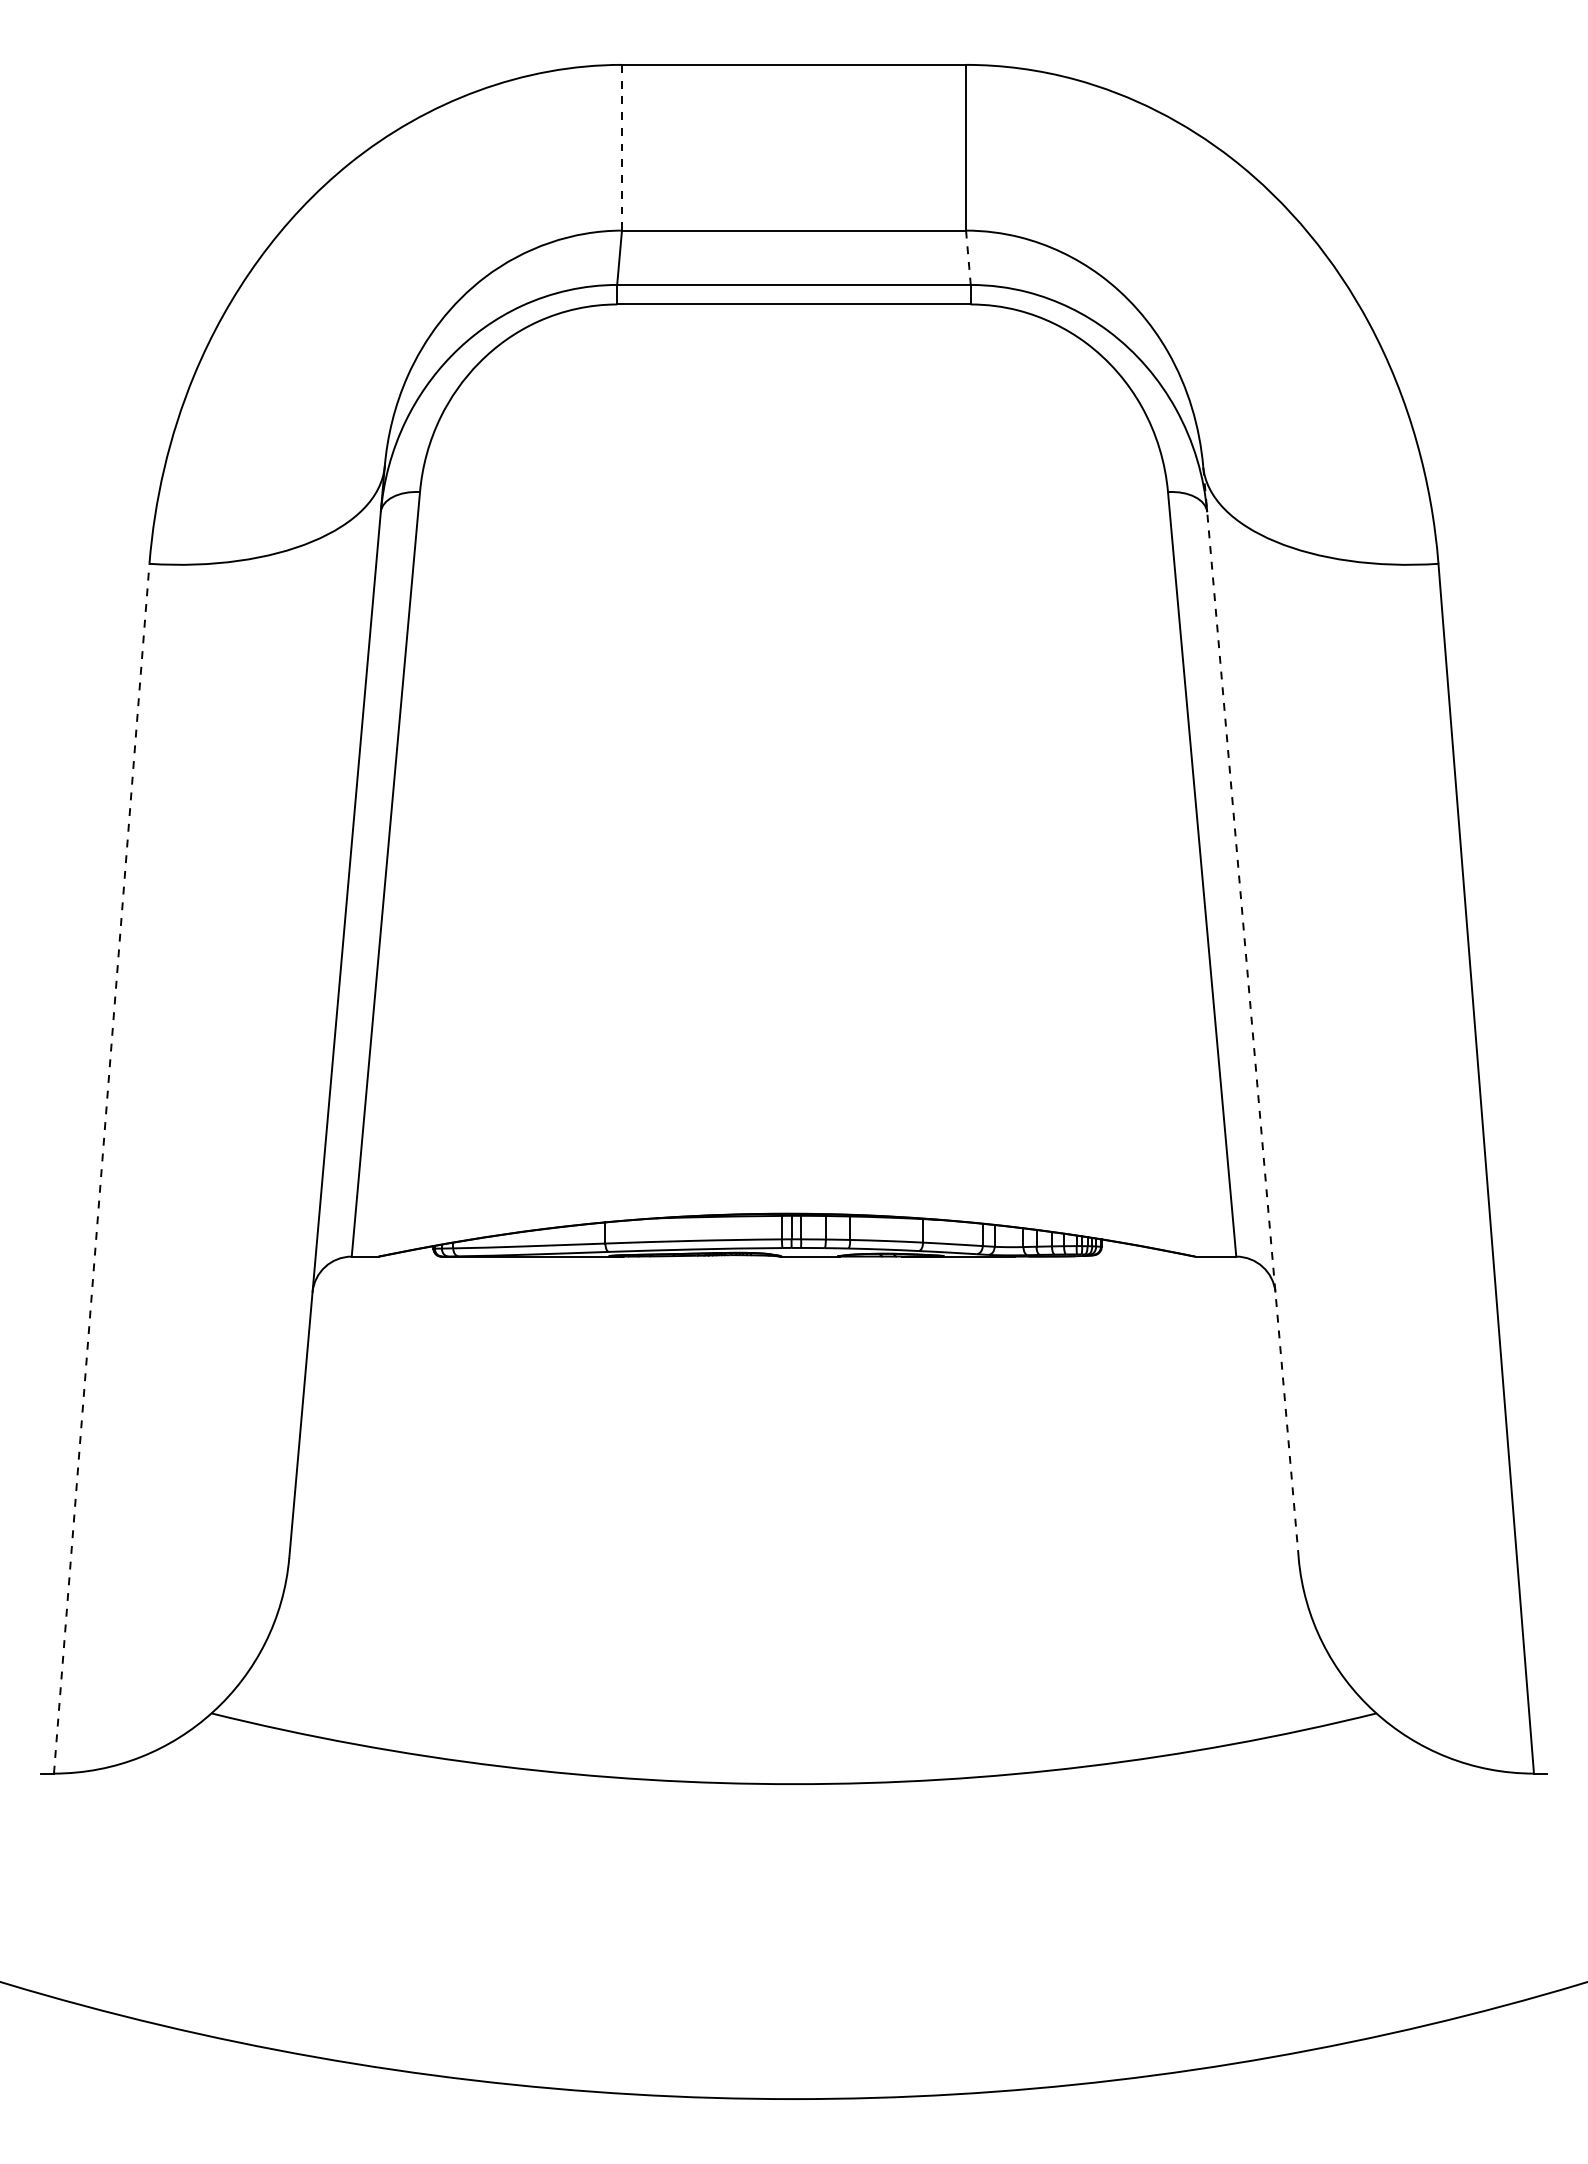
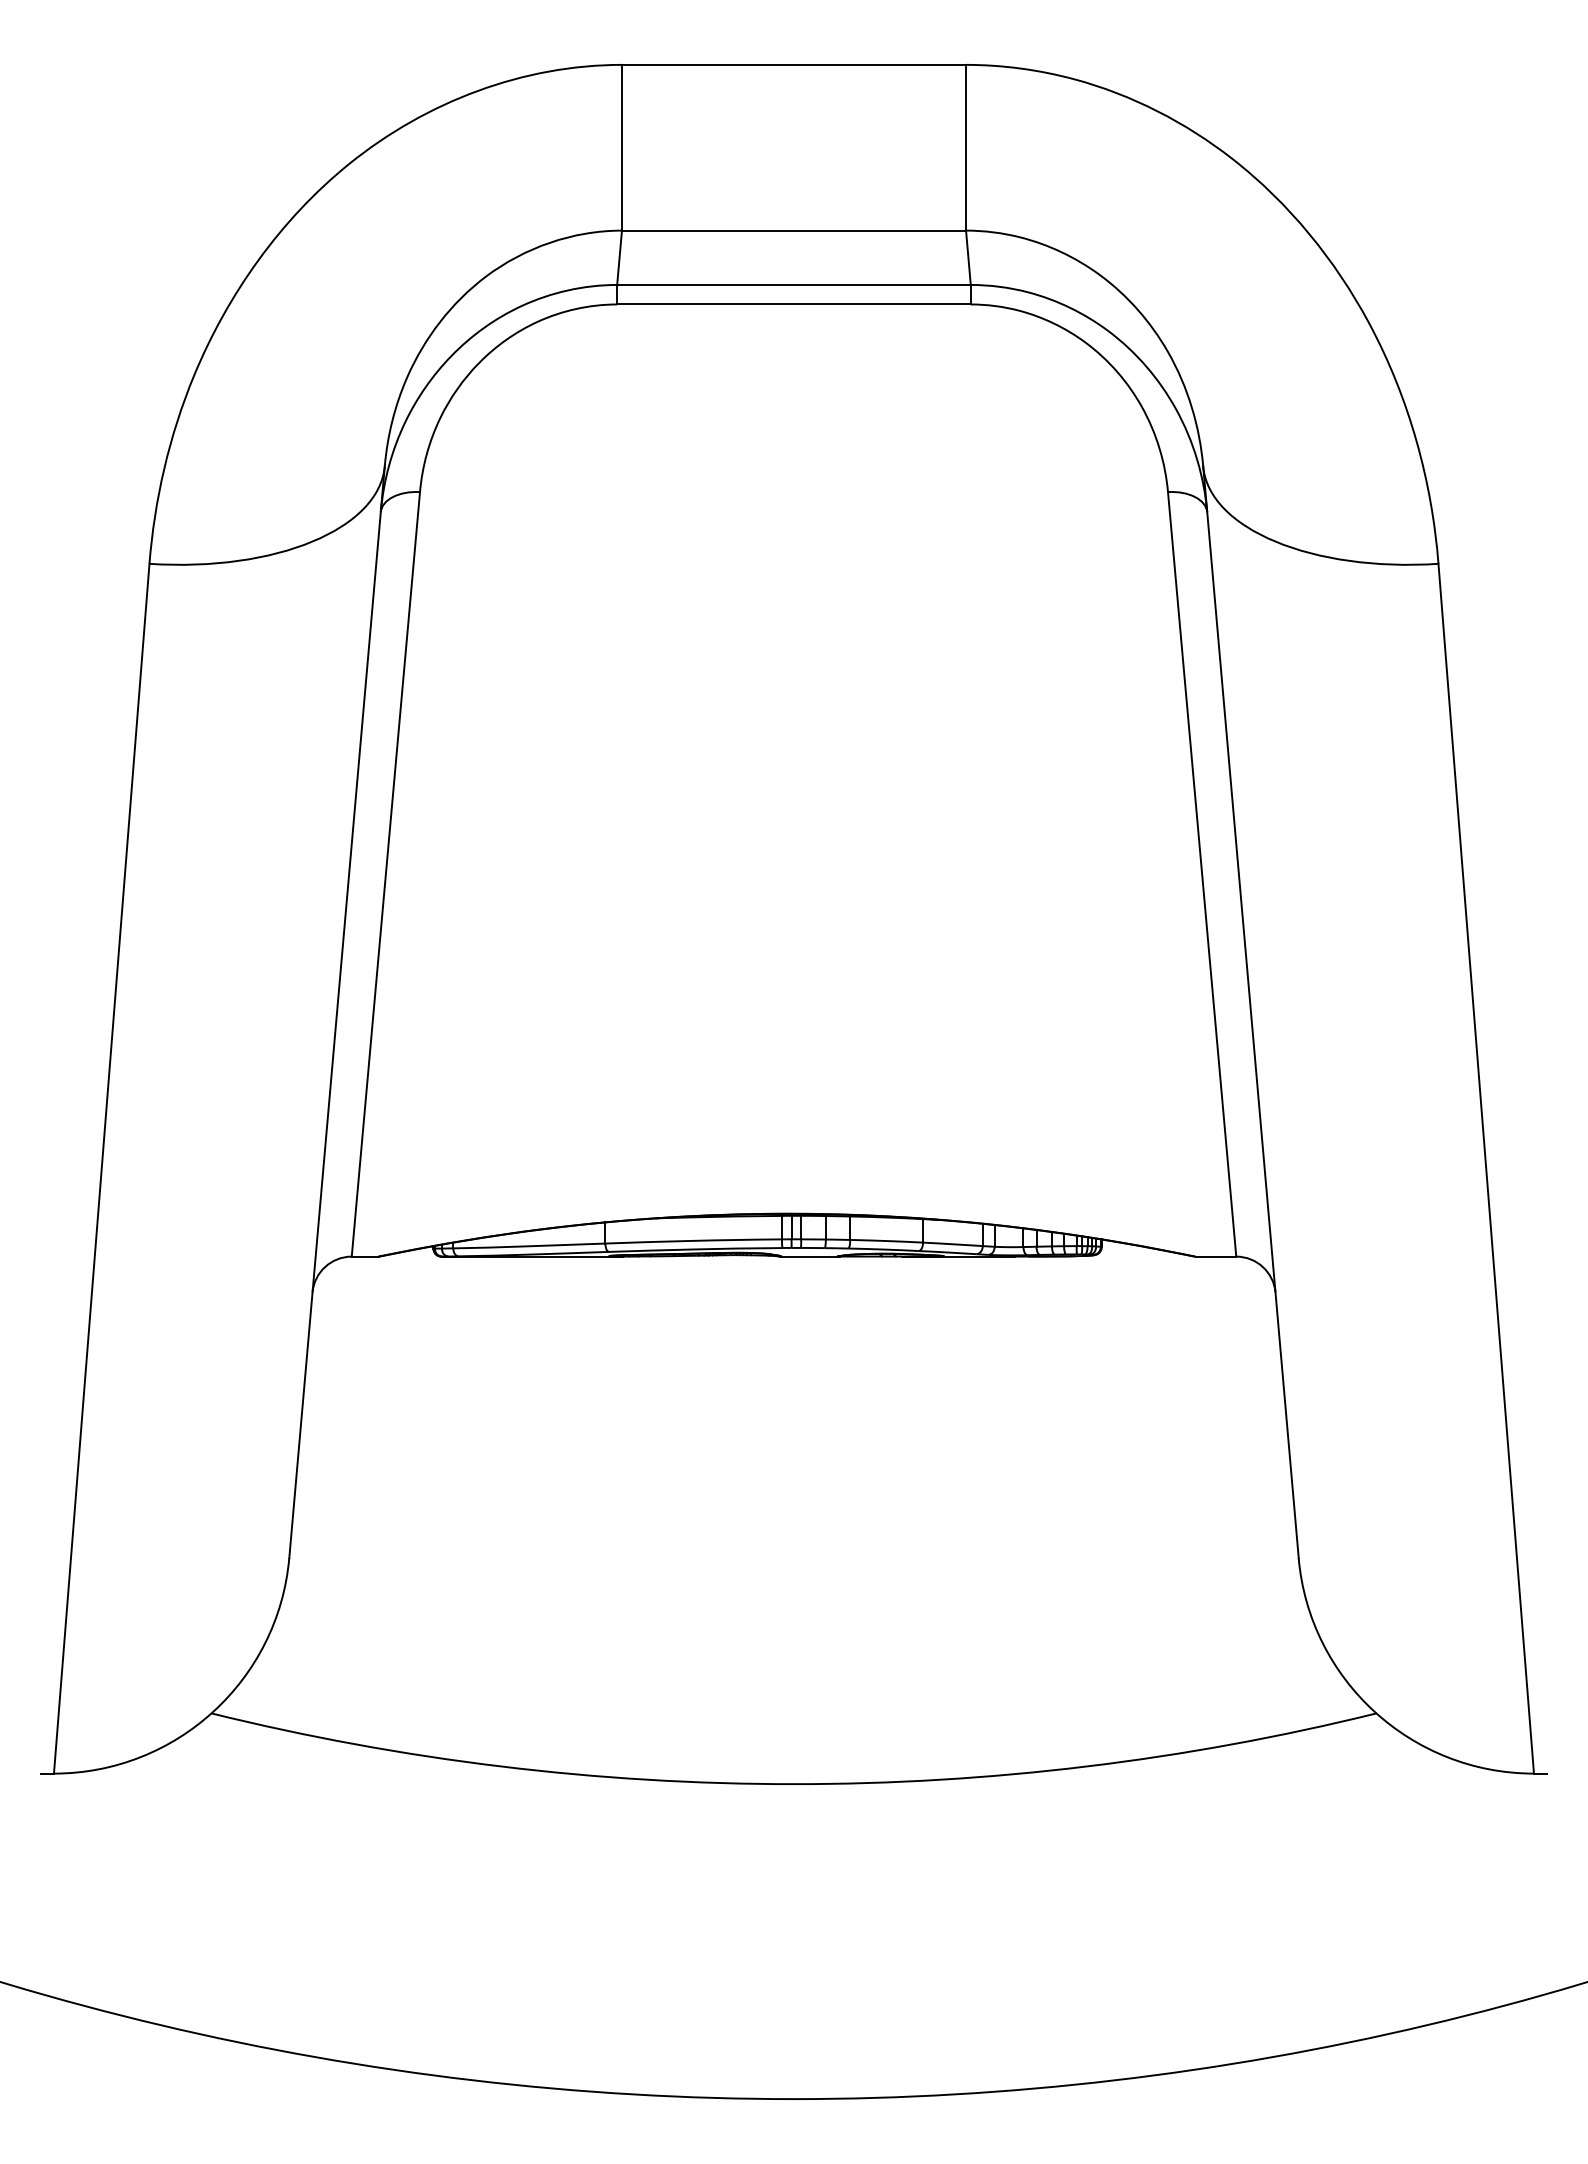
line: dashed -> solid (621, 147)
line: dashed -> solid (968, 258)
line: dashed -> solid (1250, 1011)
line: dashed -> solid (101, 1168)
